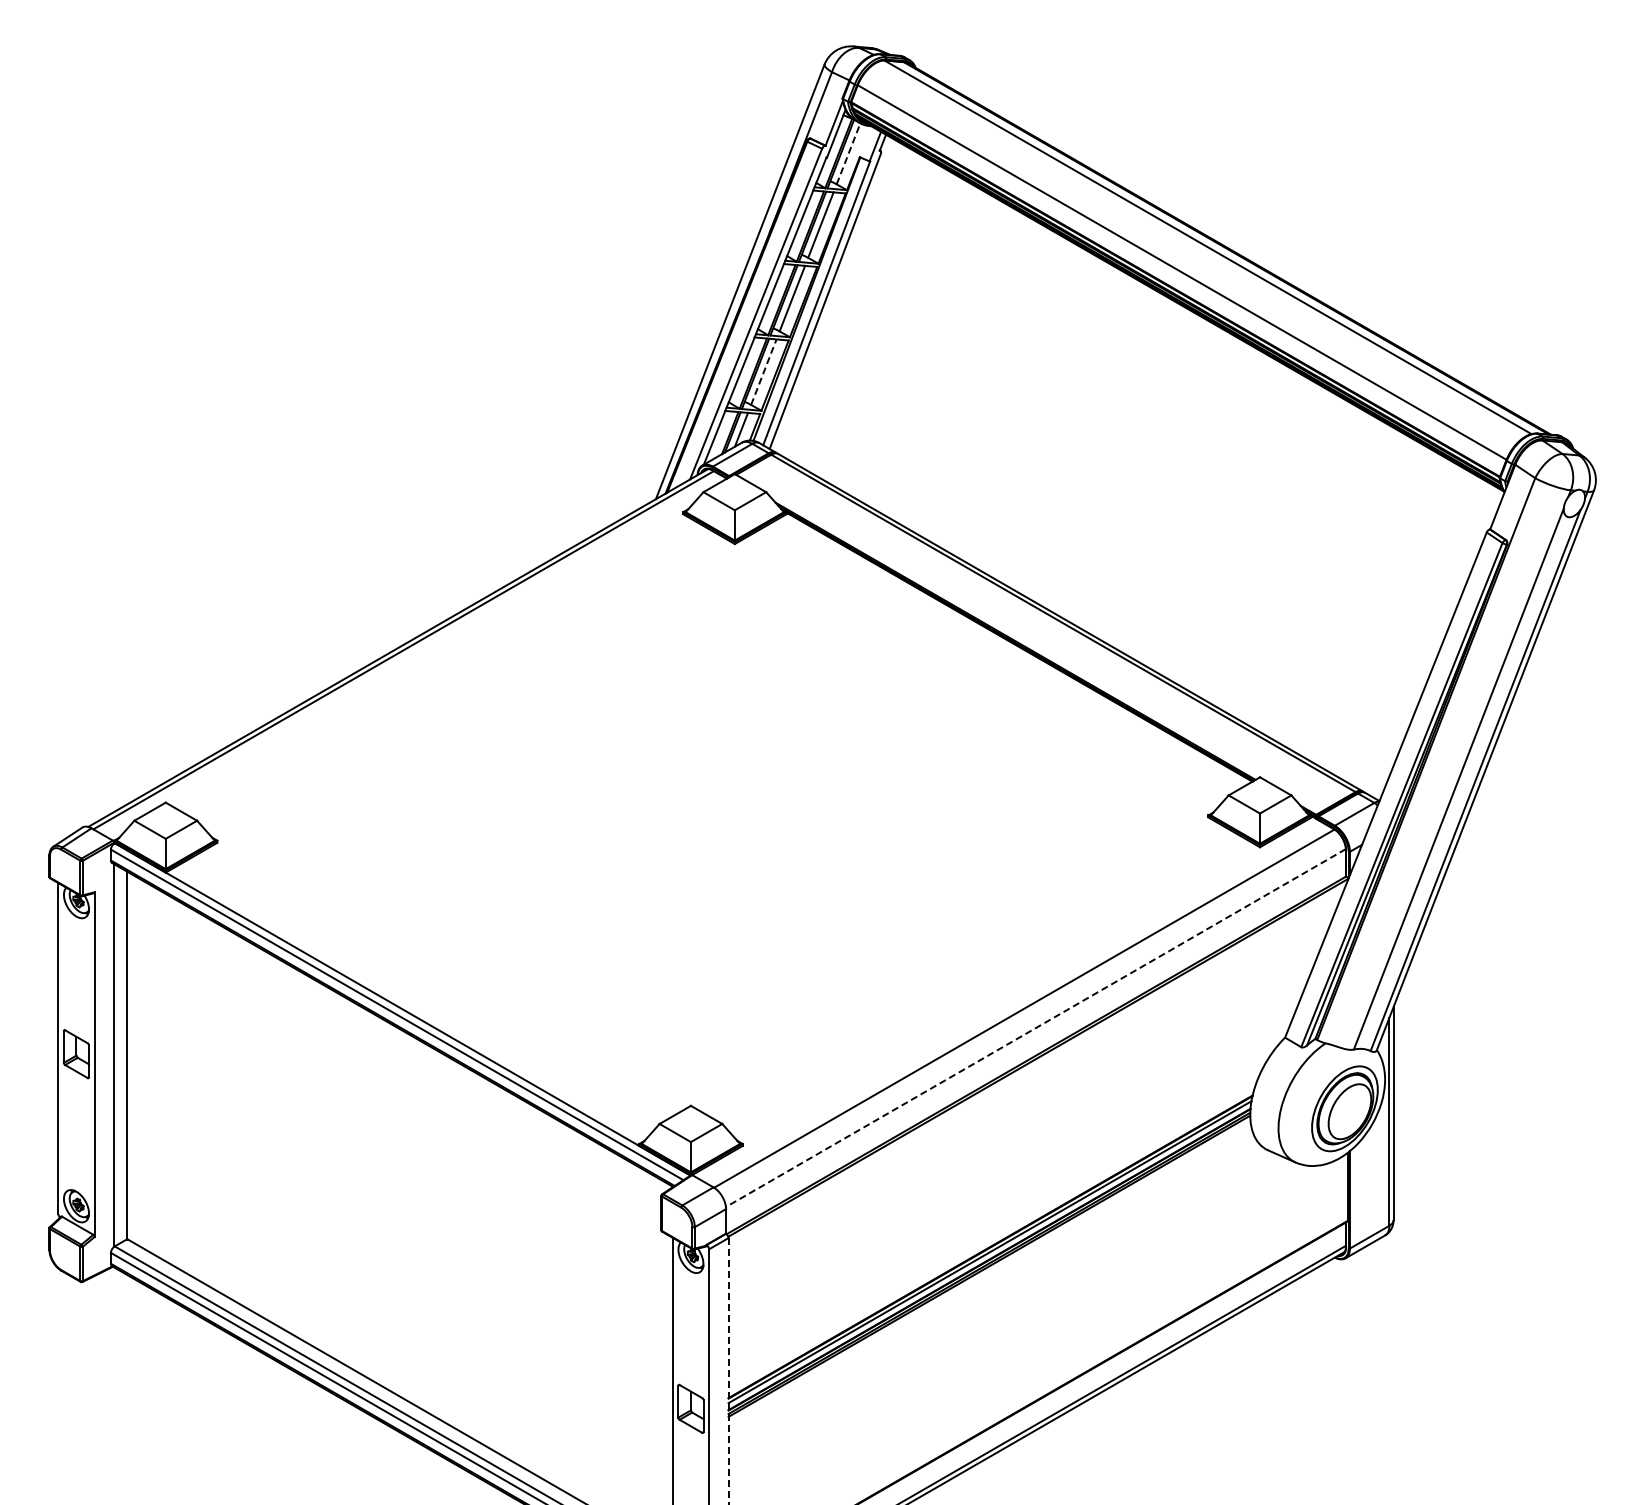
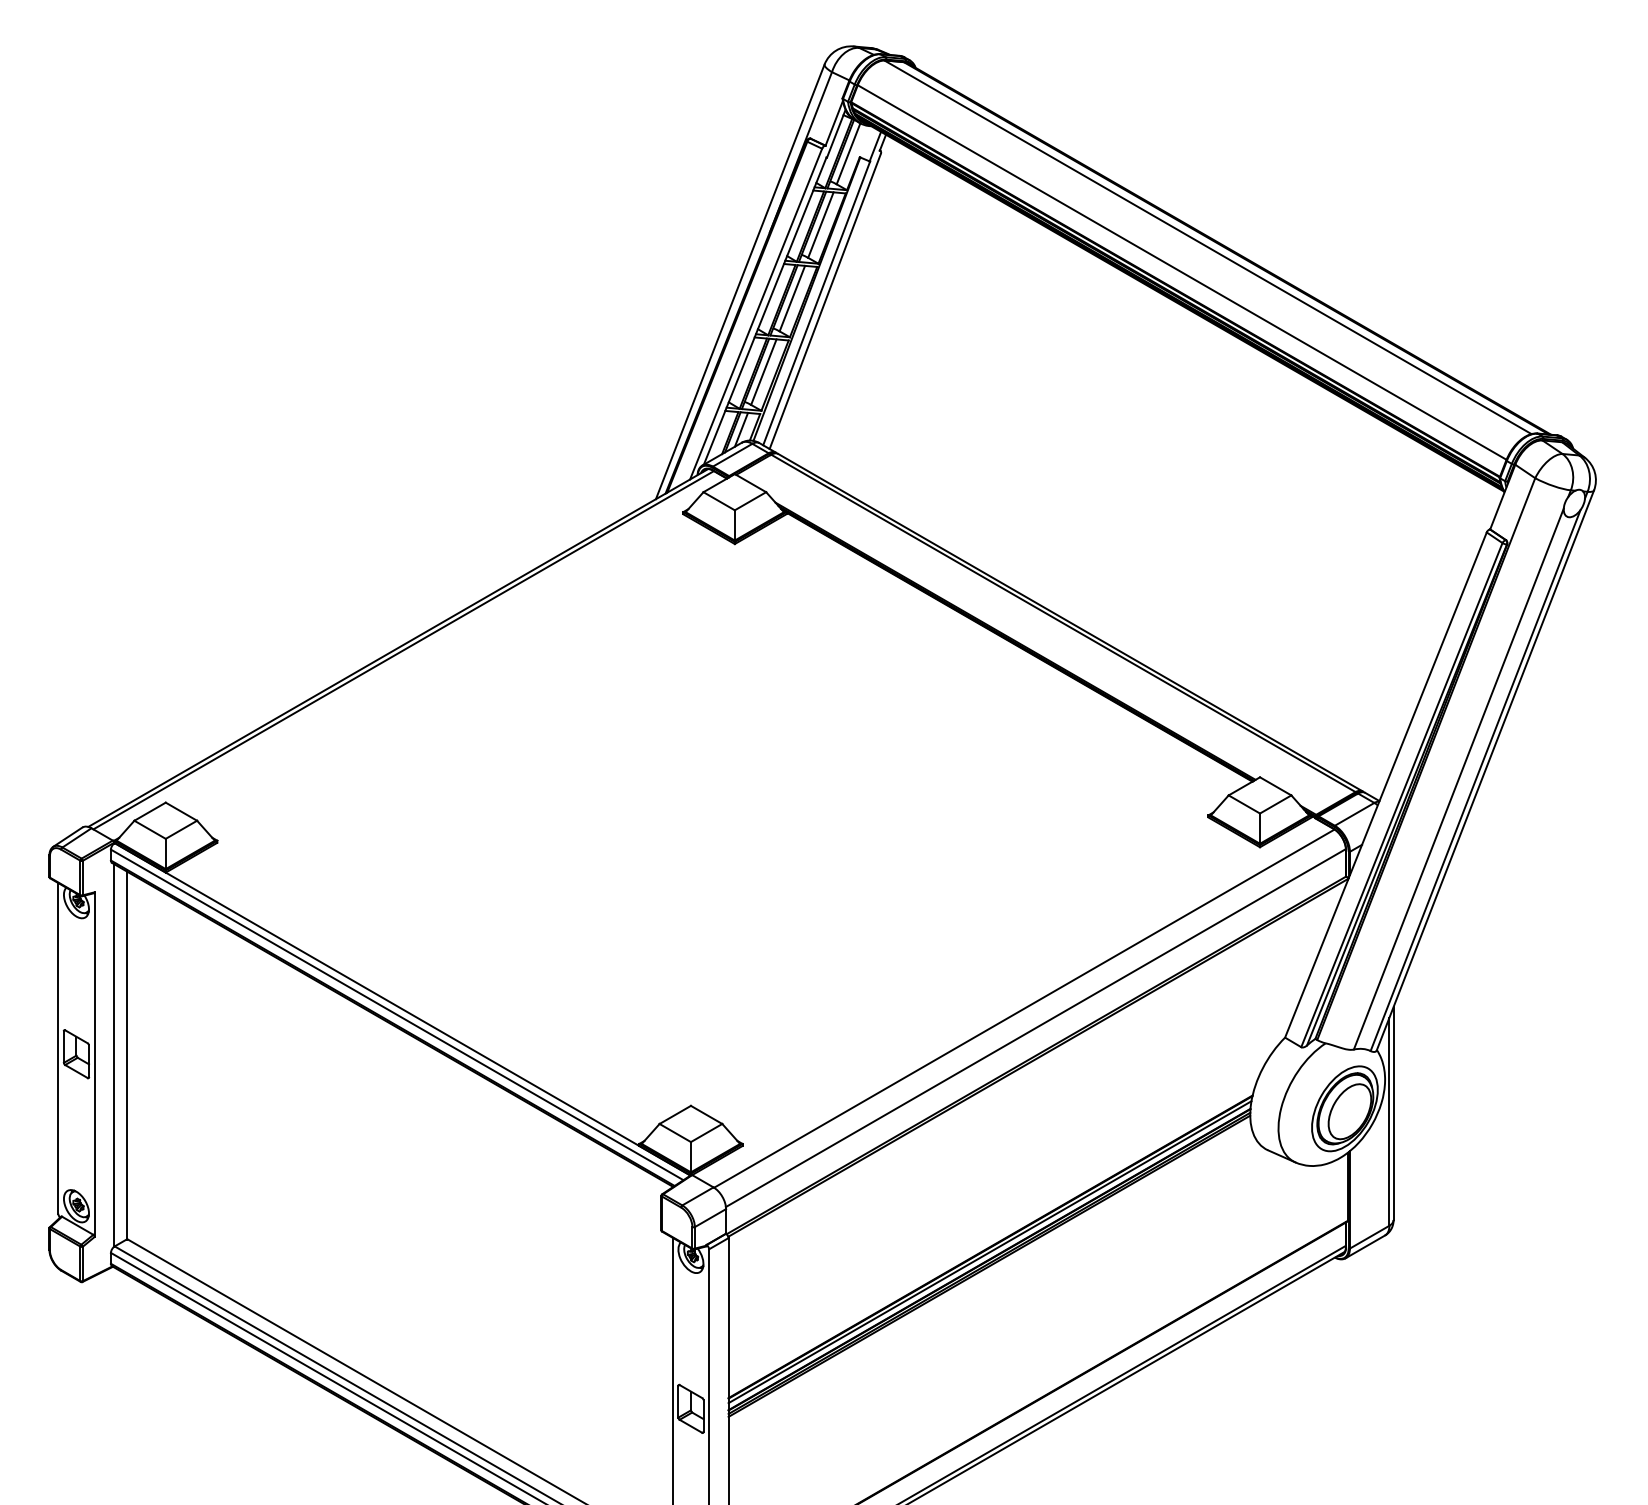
line: dashed -> solid (848, 153)
line: dashed -> solid (764, 371)
line: dashed -> solid (1035, 1028)
line: dashed -> solid (728, 1371)
